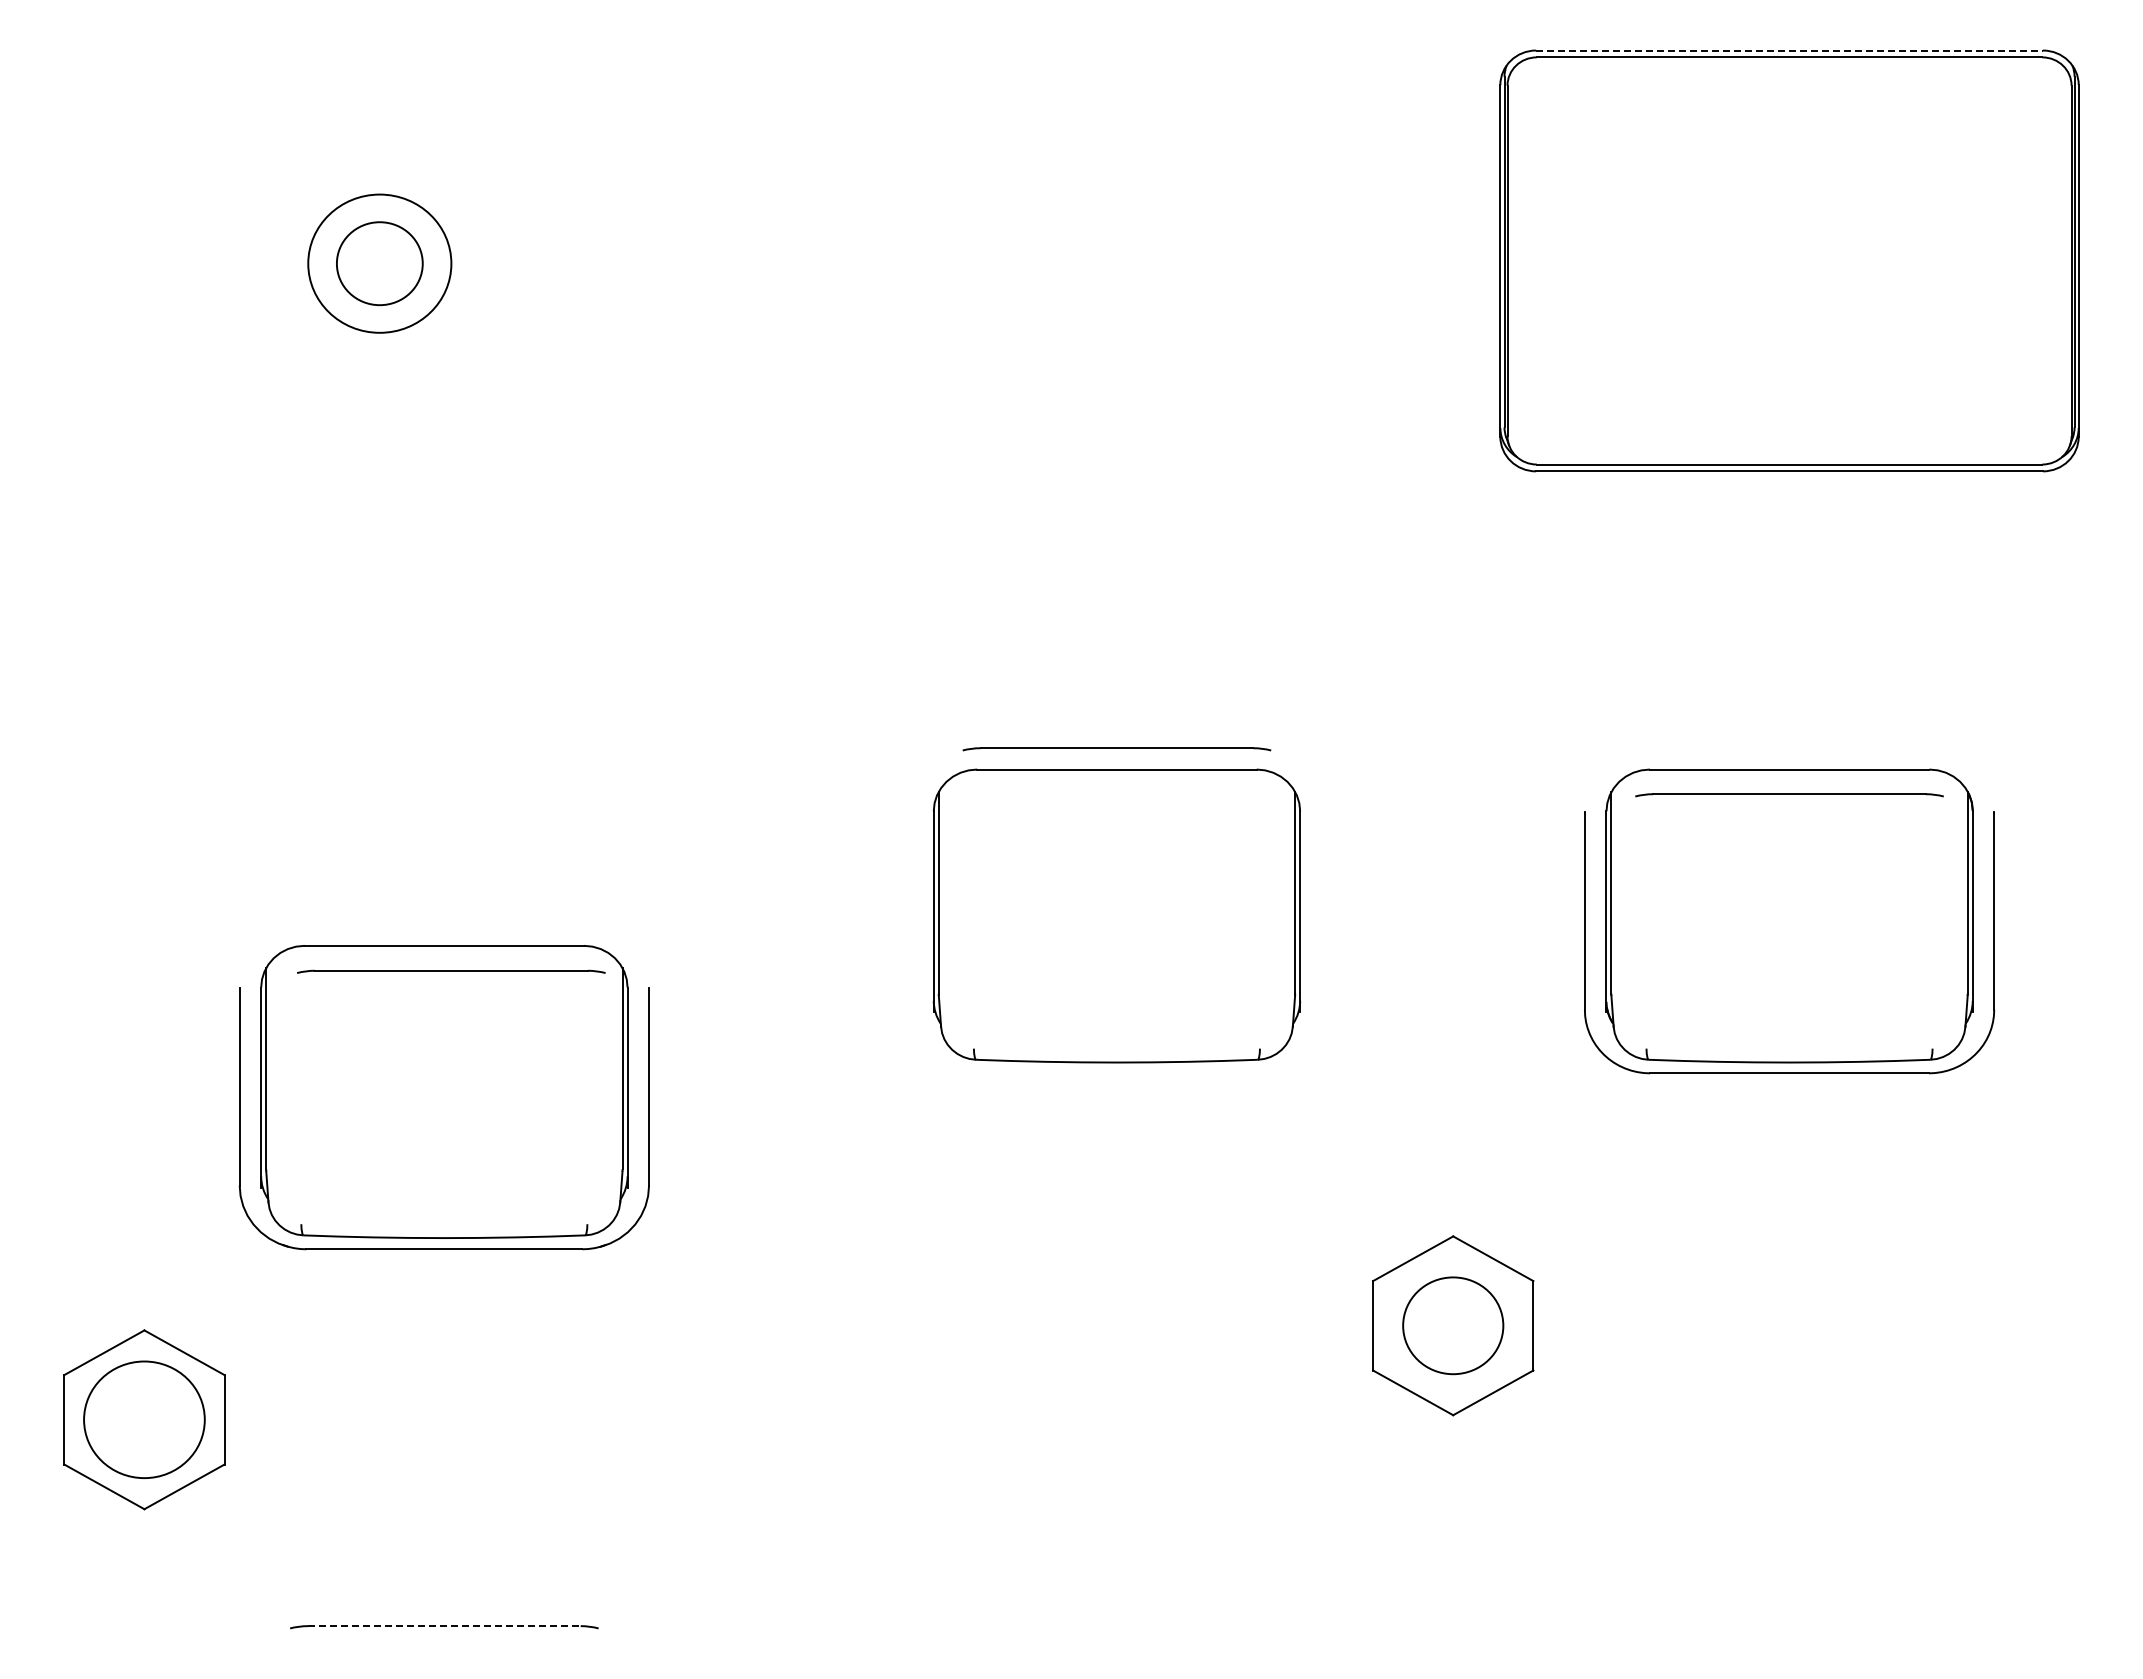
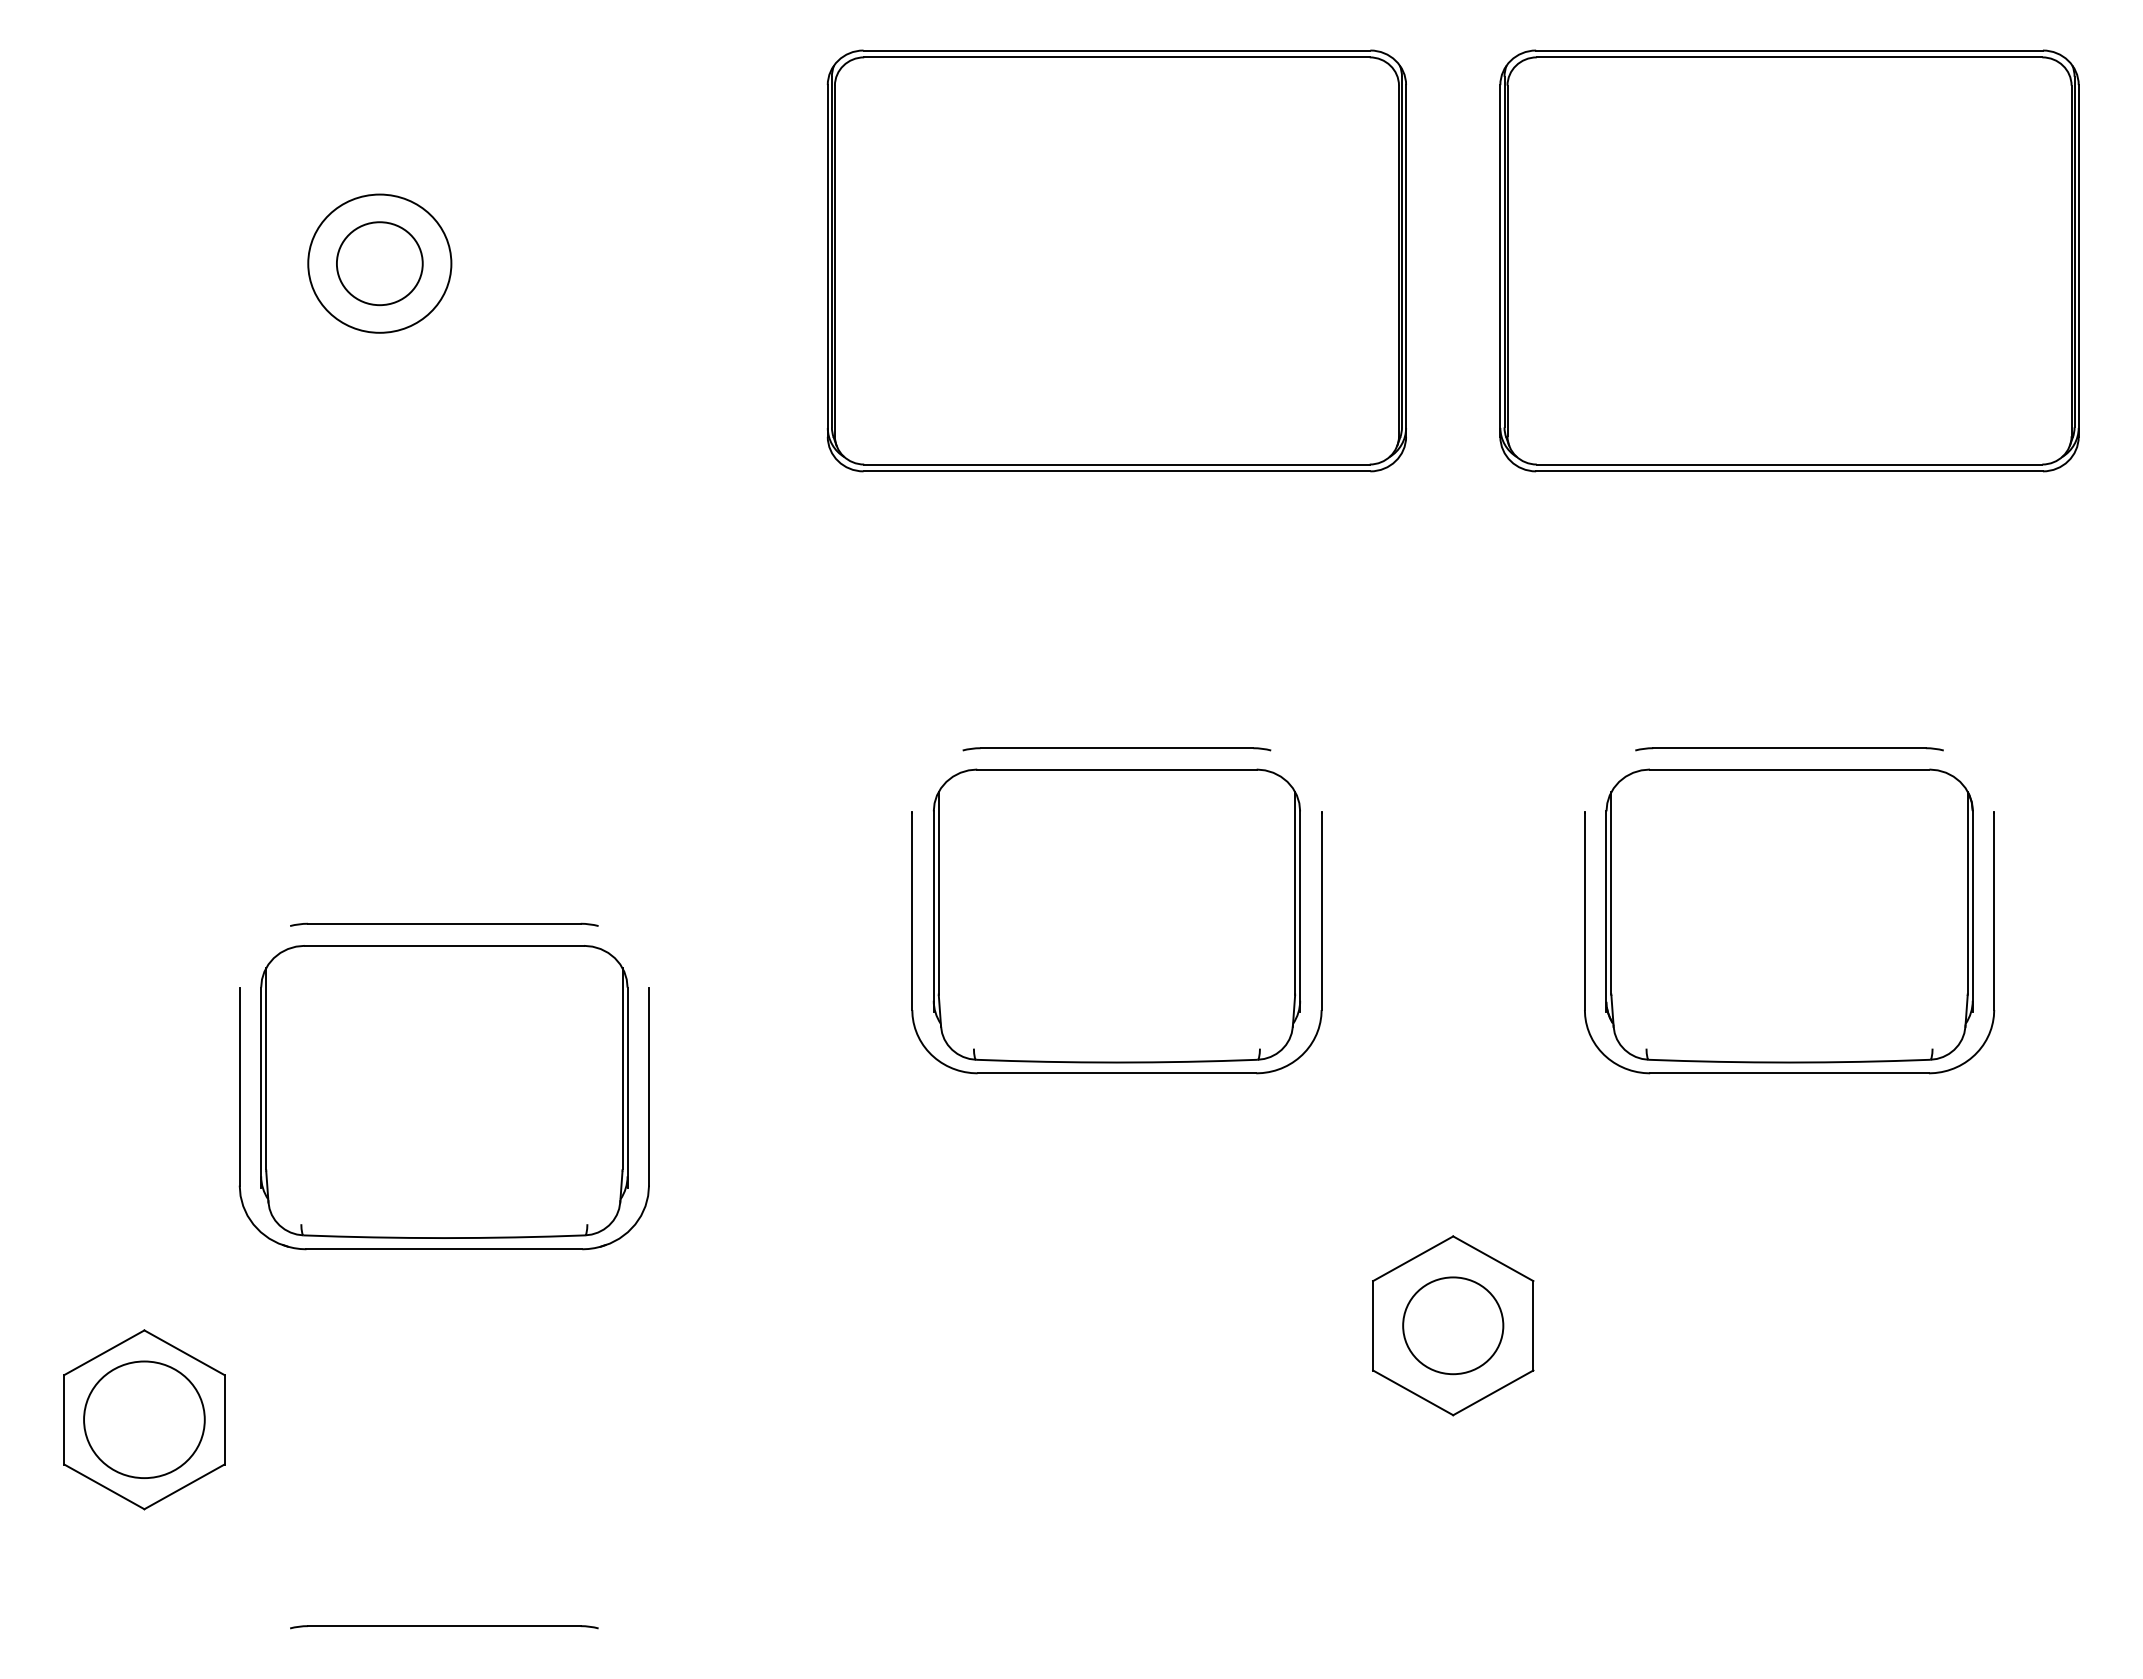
line: dashed -> solid (1790, 50)
part: none -> present (1116, 260)
part position: (1789, 795) -> (1789, 749) (1789, 749)
part position: (451, 971) -> (444, 924) (444, 924)
part: none -> present (1116, 1072)
line: dashed -> solid (444, 1626)
